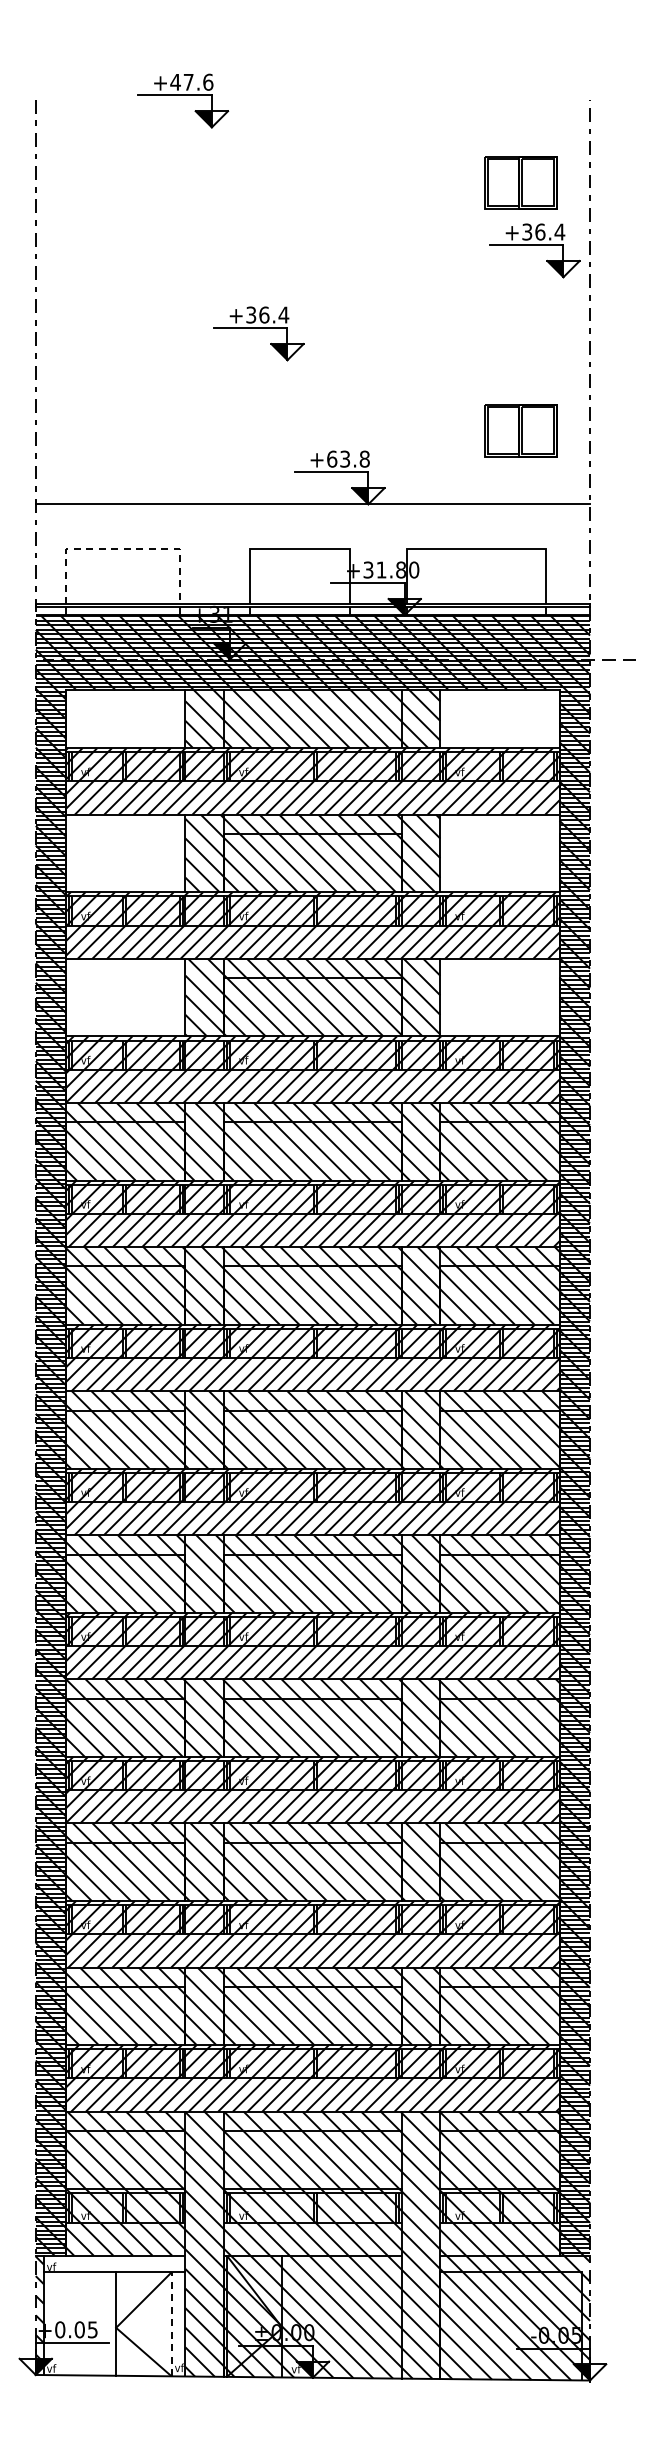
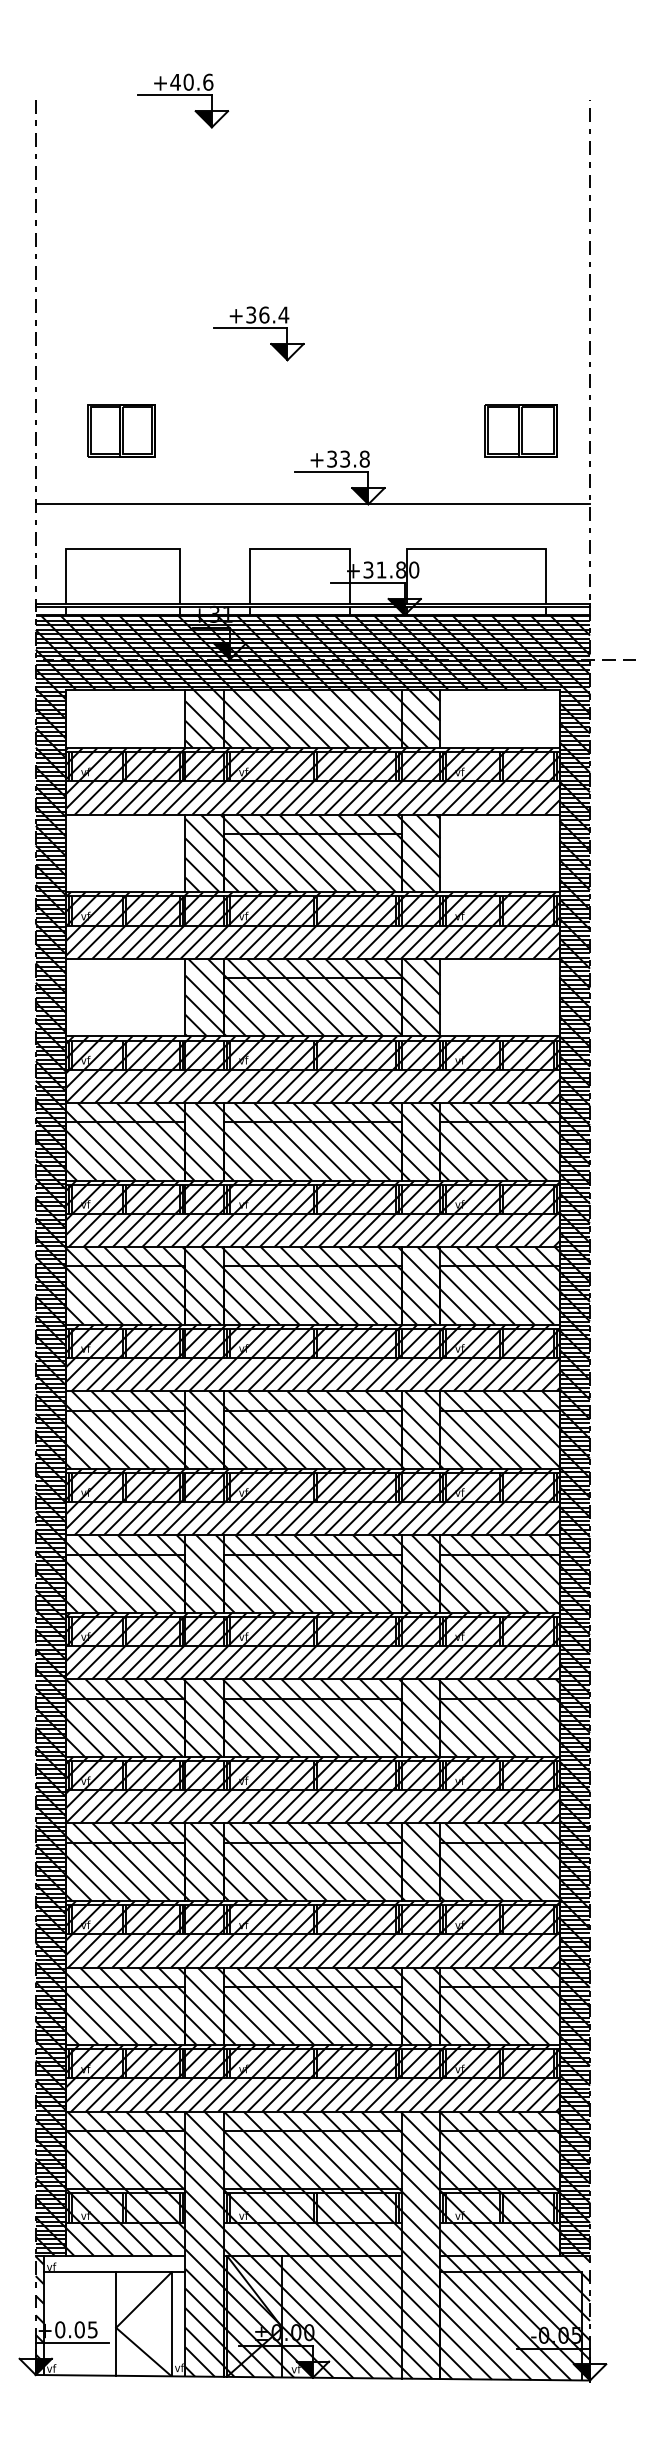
text: +47.6 -> +40.6 (188, 81)
part: present -> none (520, 182)
part: present -> none (534, 250)
part: none -> present (121, 430)
text: +63.8 -> +33.8 (332, 458)
line: dashed -> solid (123, 548)
line: dashed -> solid (171, 2324)
